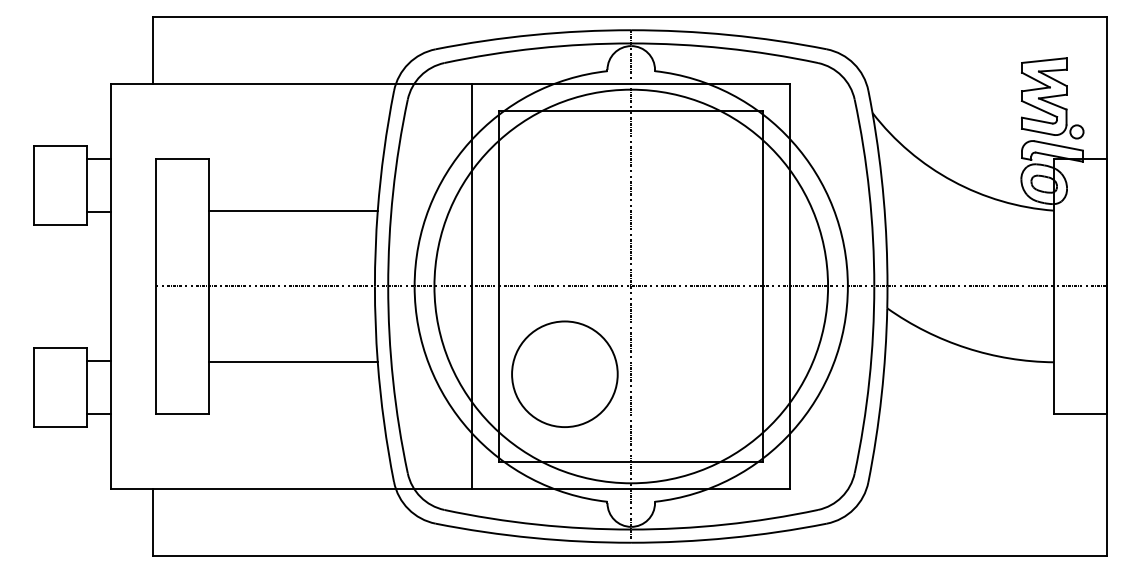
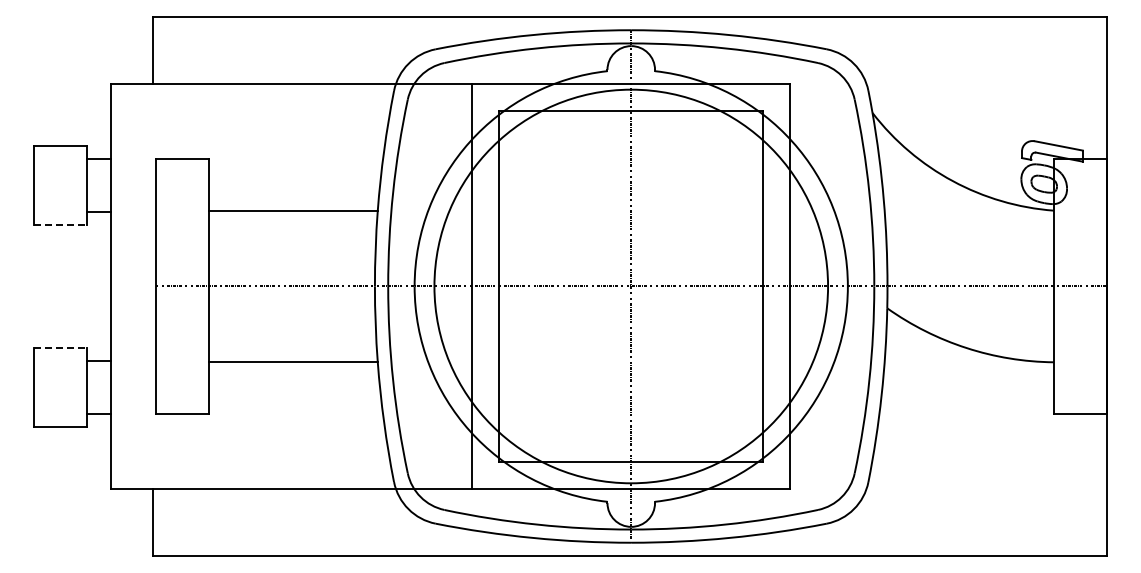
part: present -> none (1052, 98)
line: solid -> dashed (60, 225)
line: solid -> dashed (60, 347)
circle: present -> none (564, 373)
